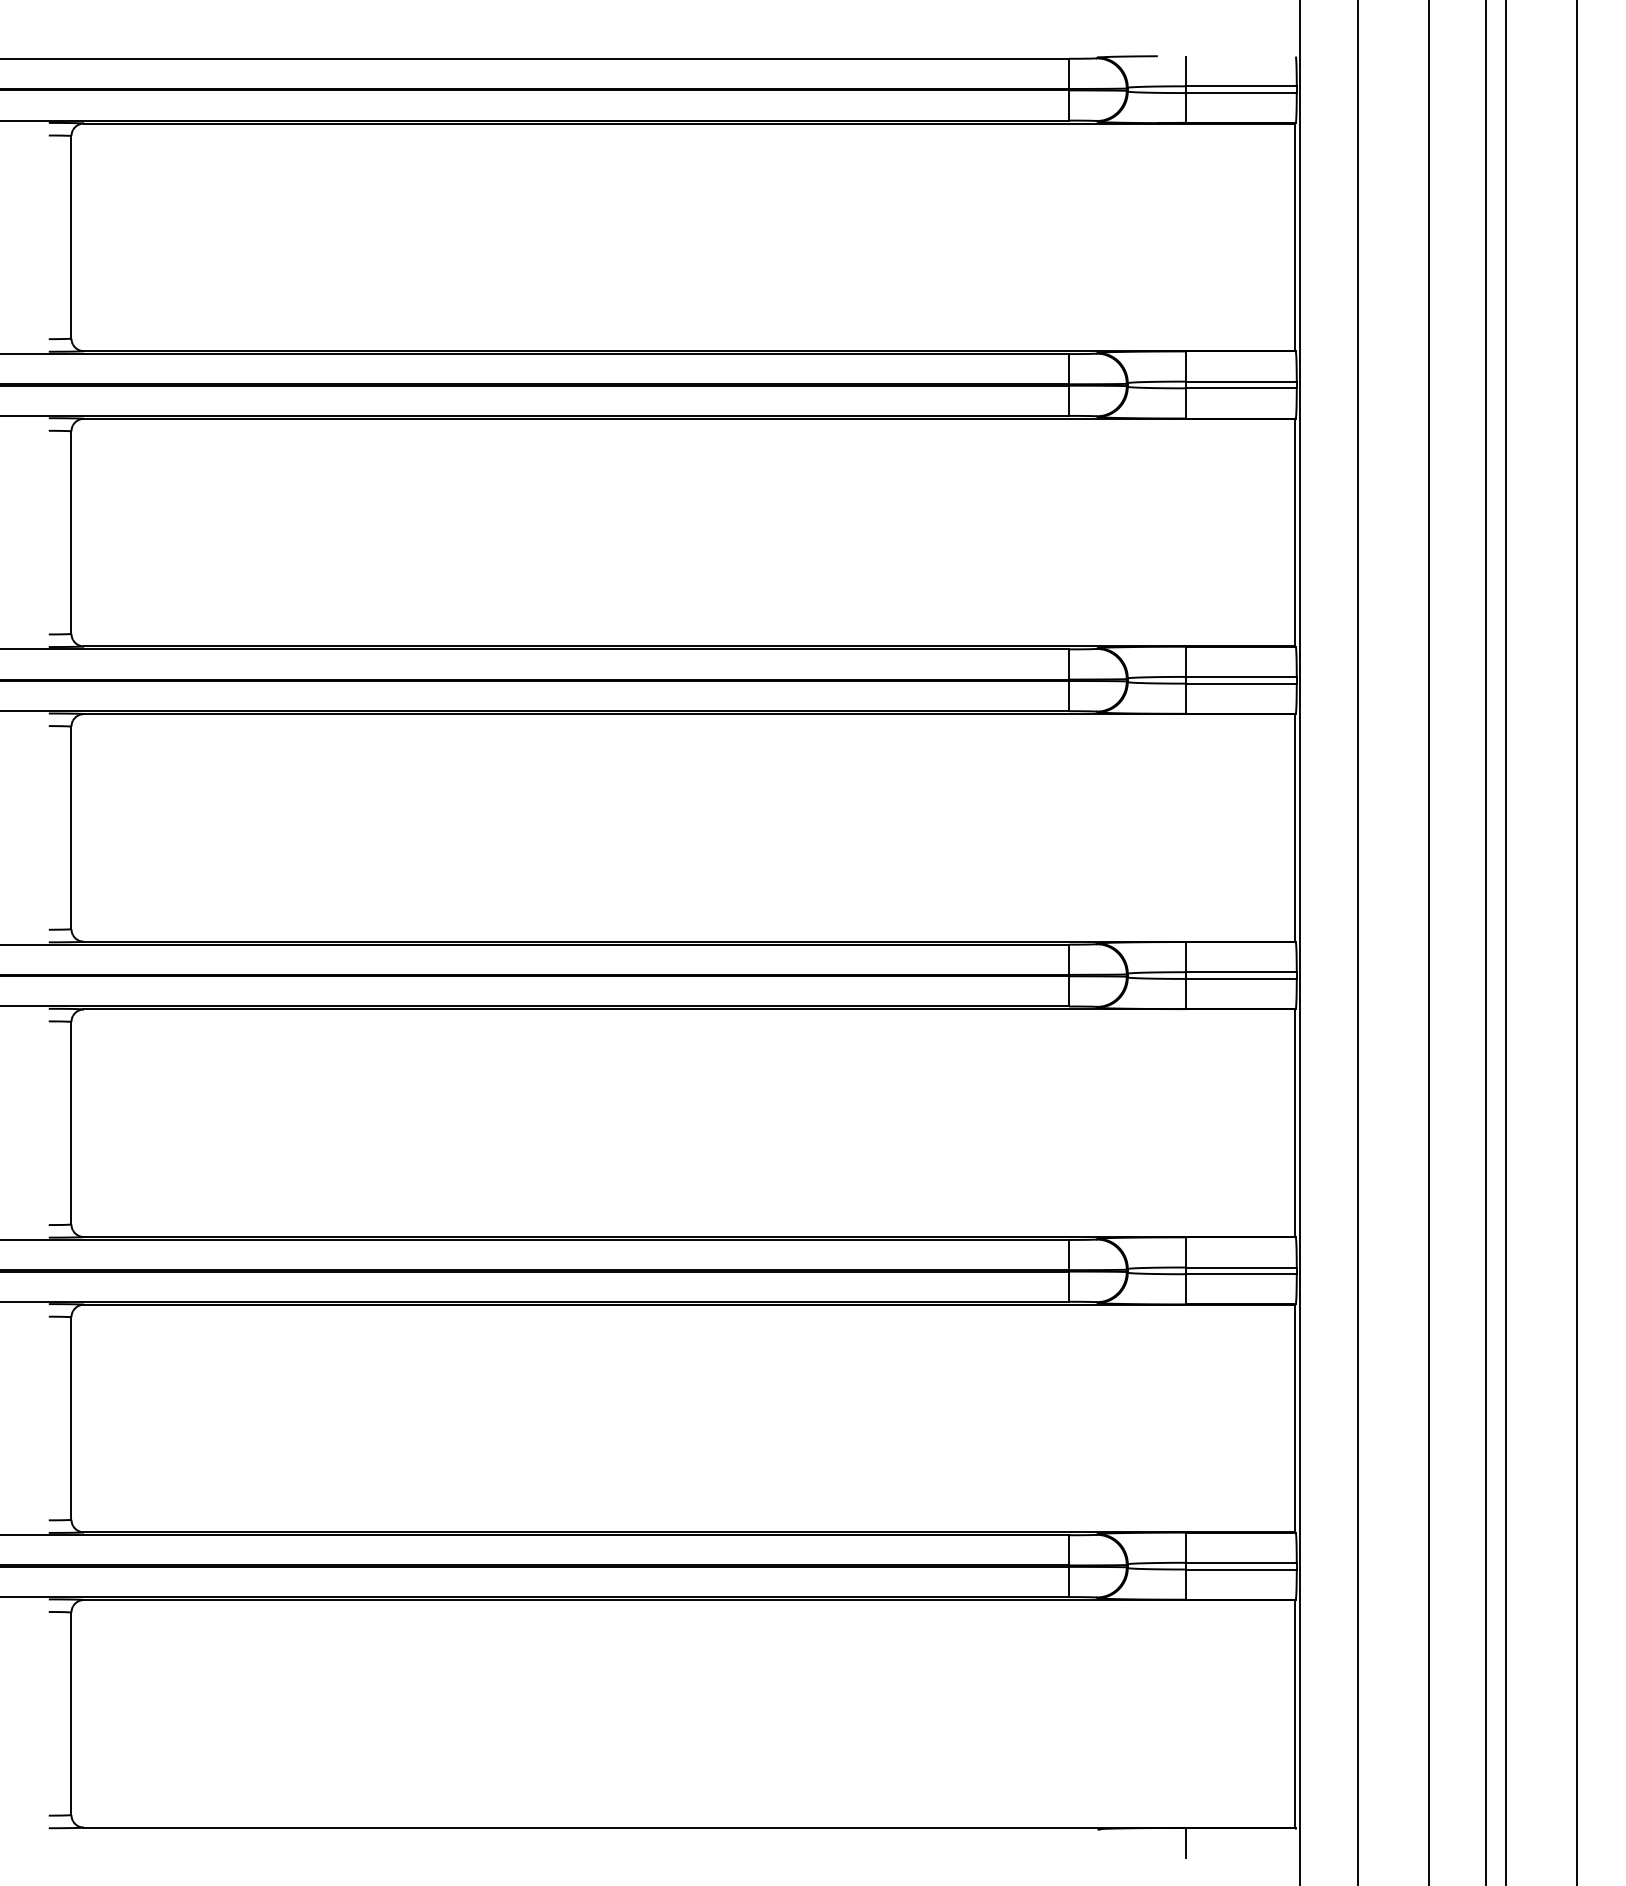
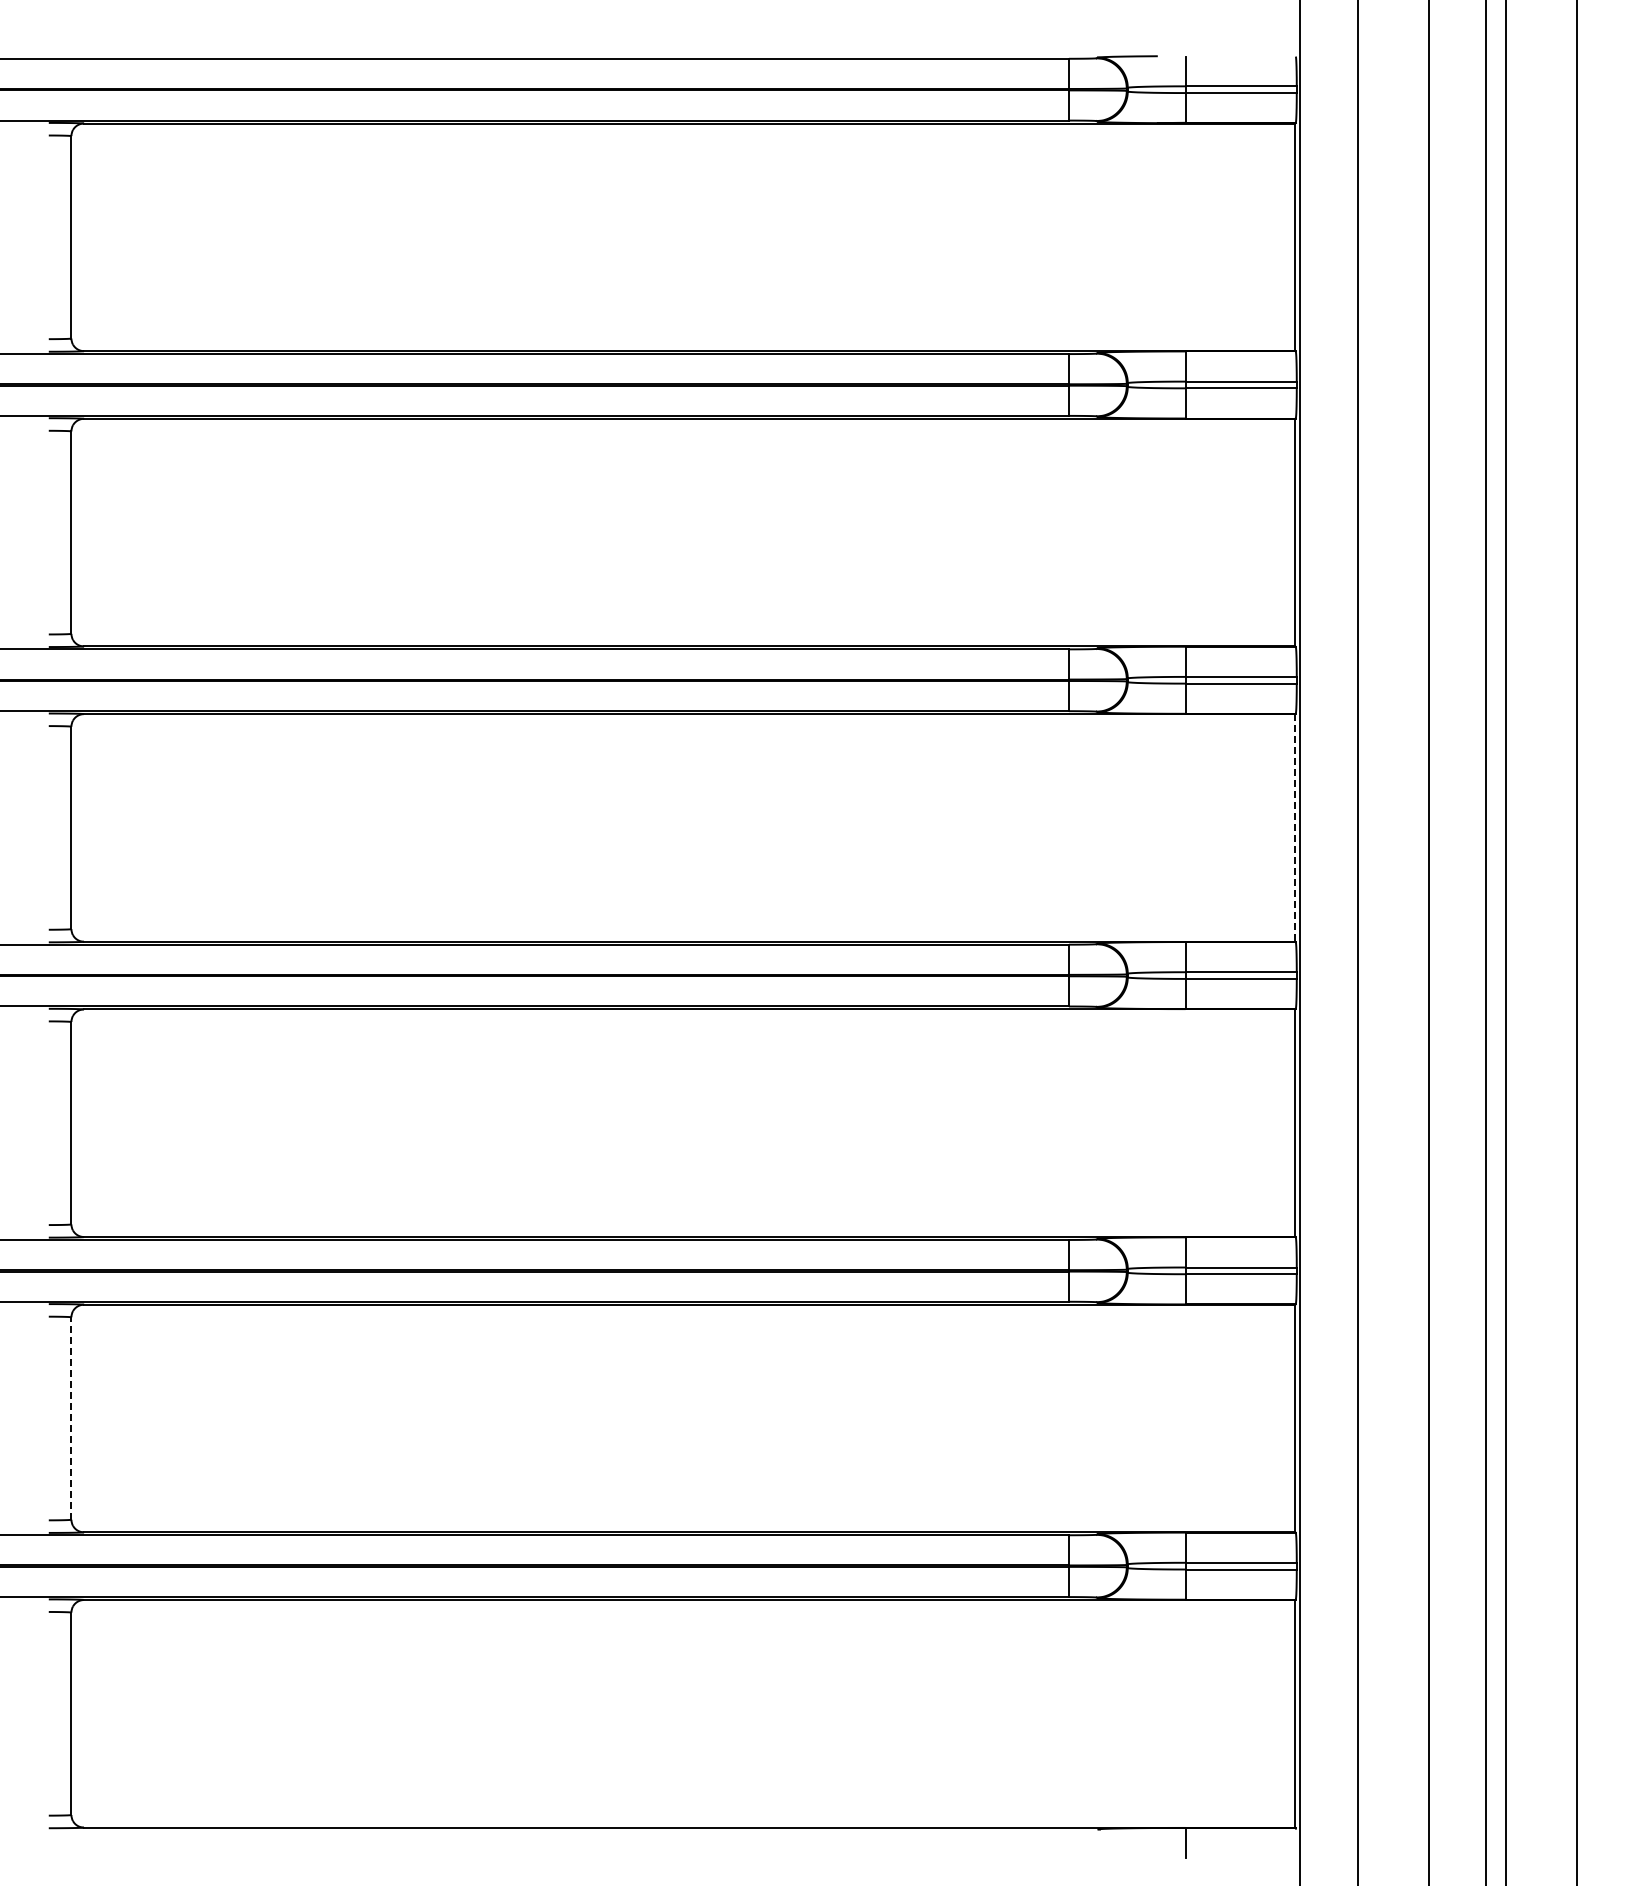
line: solid -> dashed (1295, 827)
line: solid -> dashed (71, 1418)
